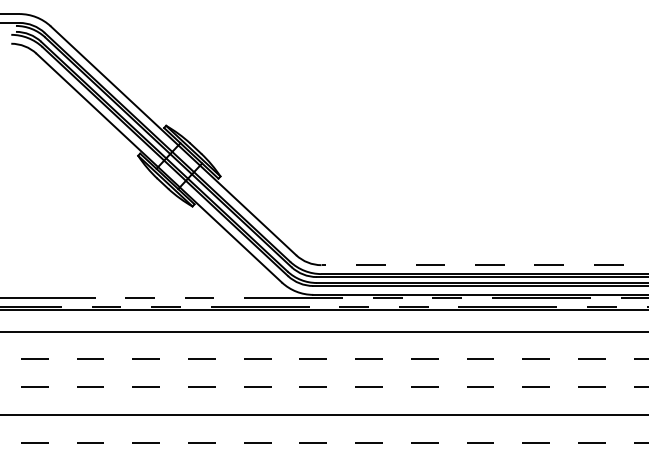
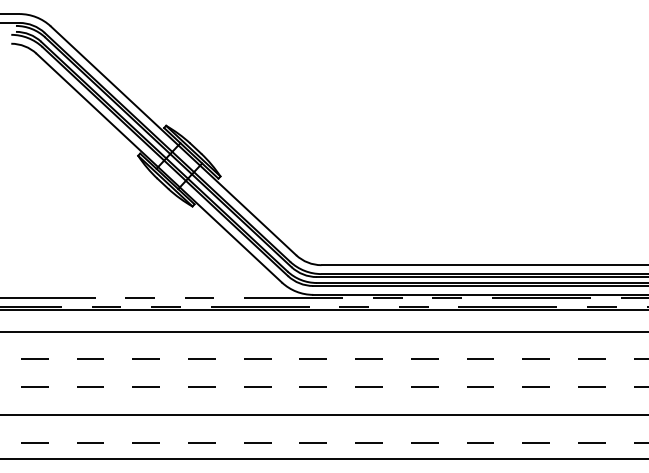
line: dashed -> solid (484, 265)
line: none -> present (323, 458)
